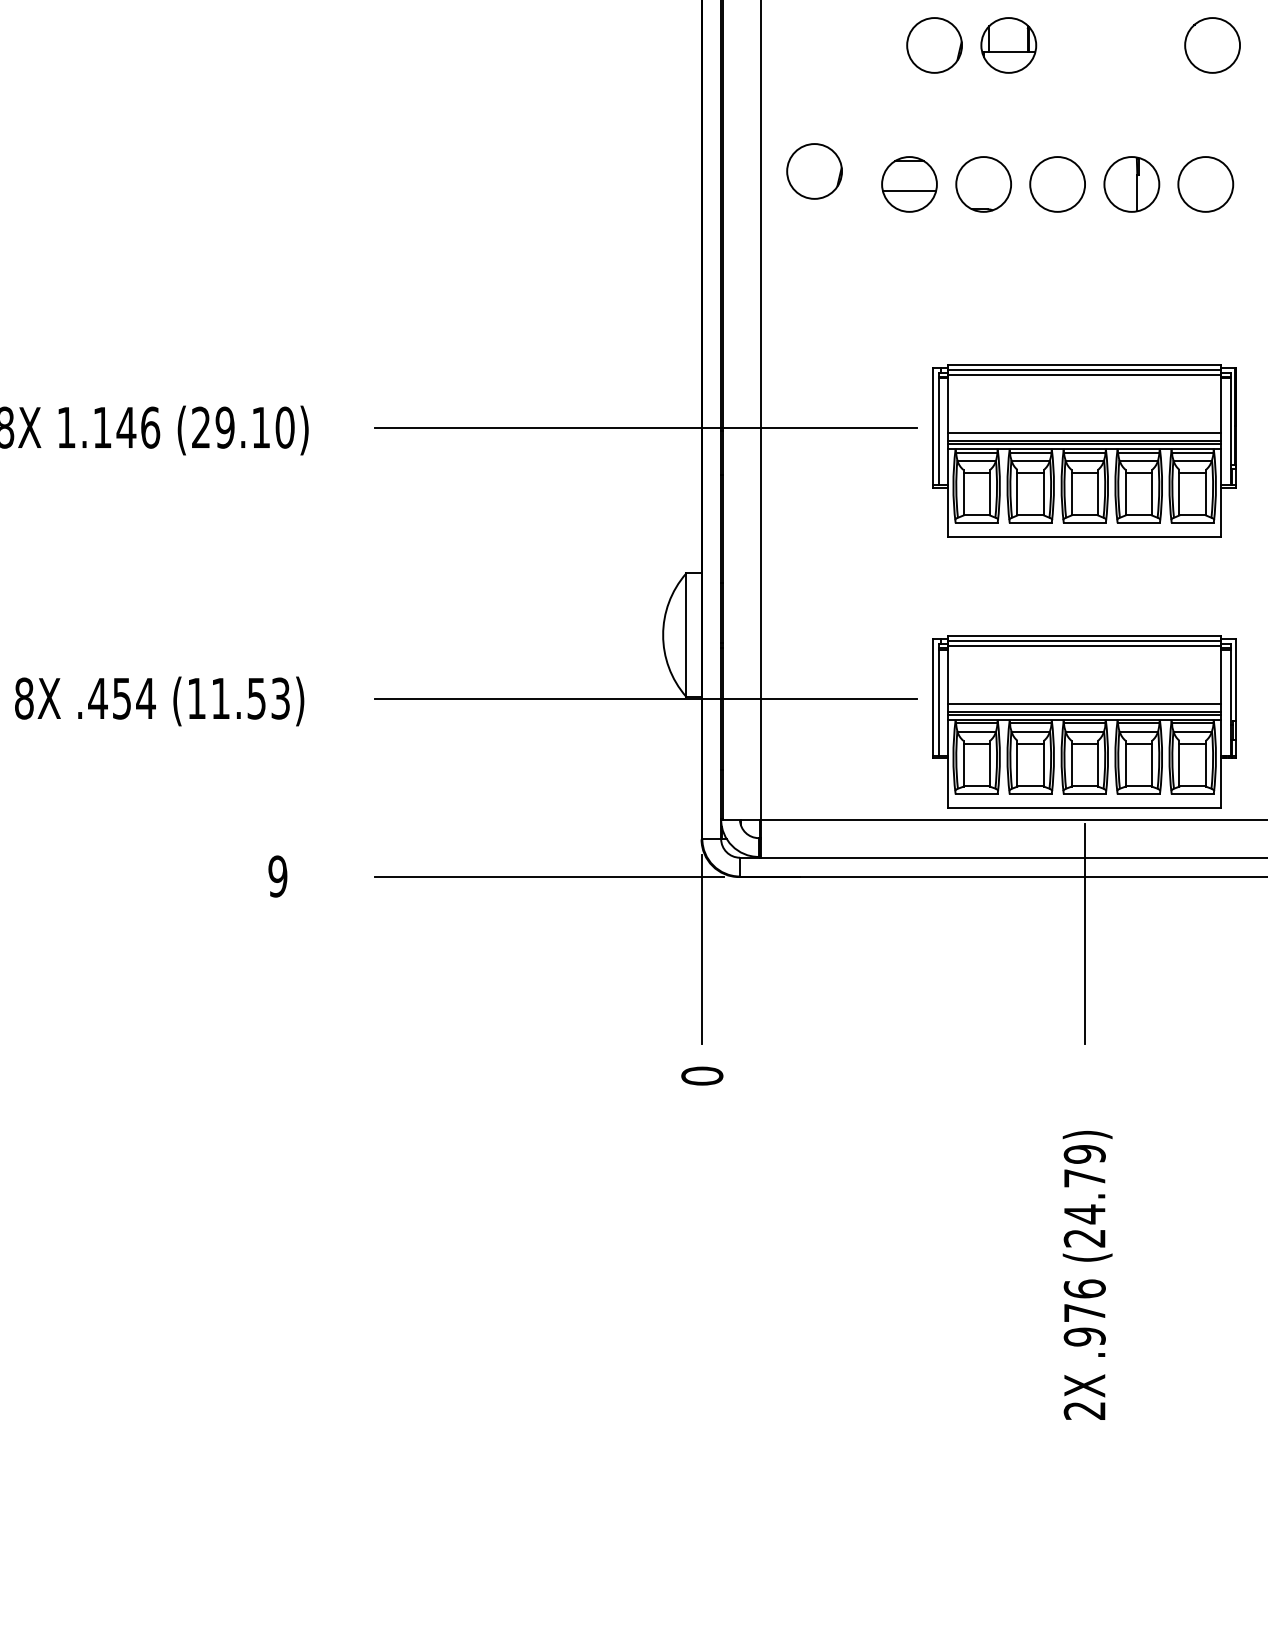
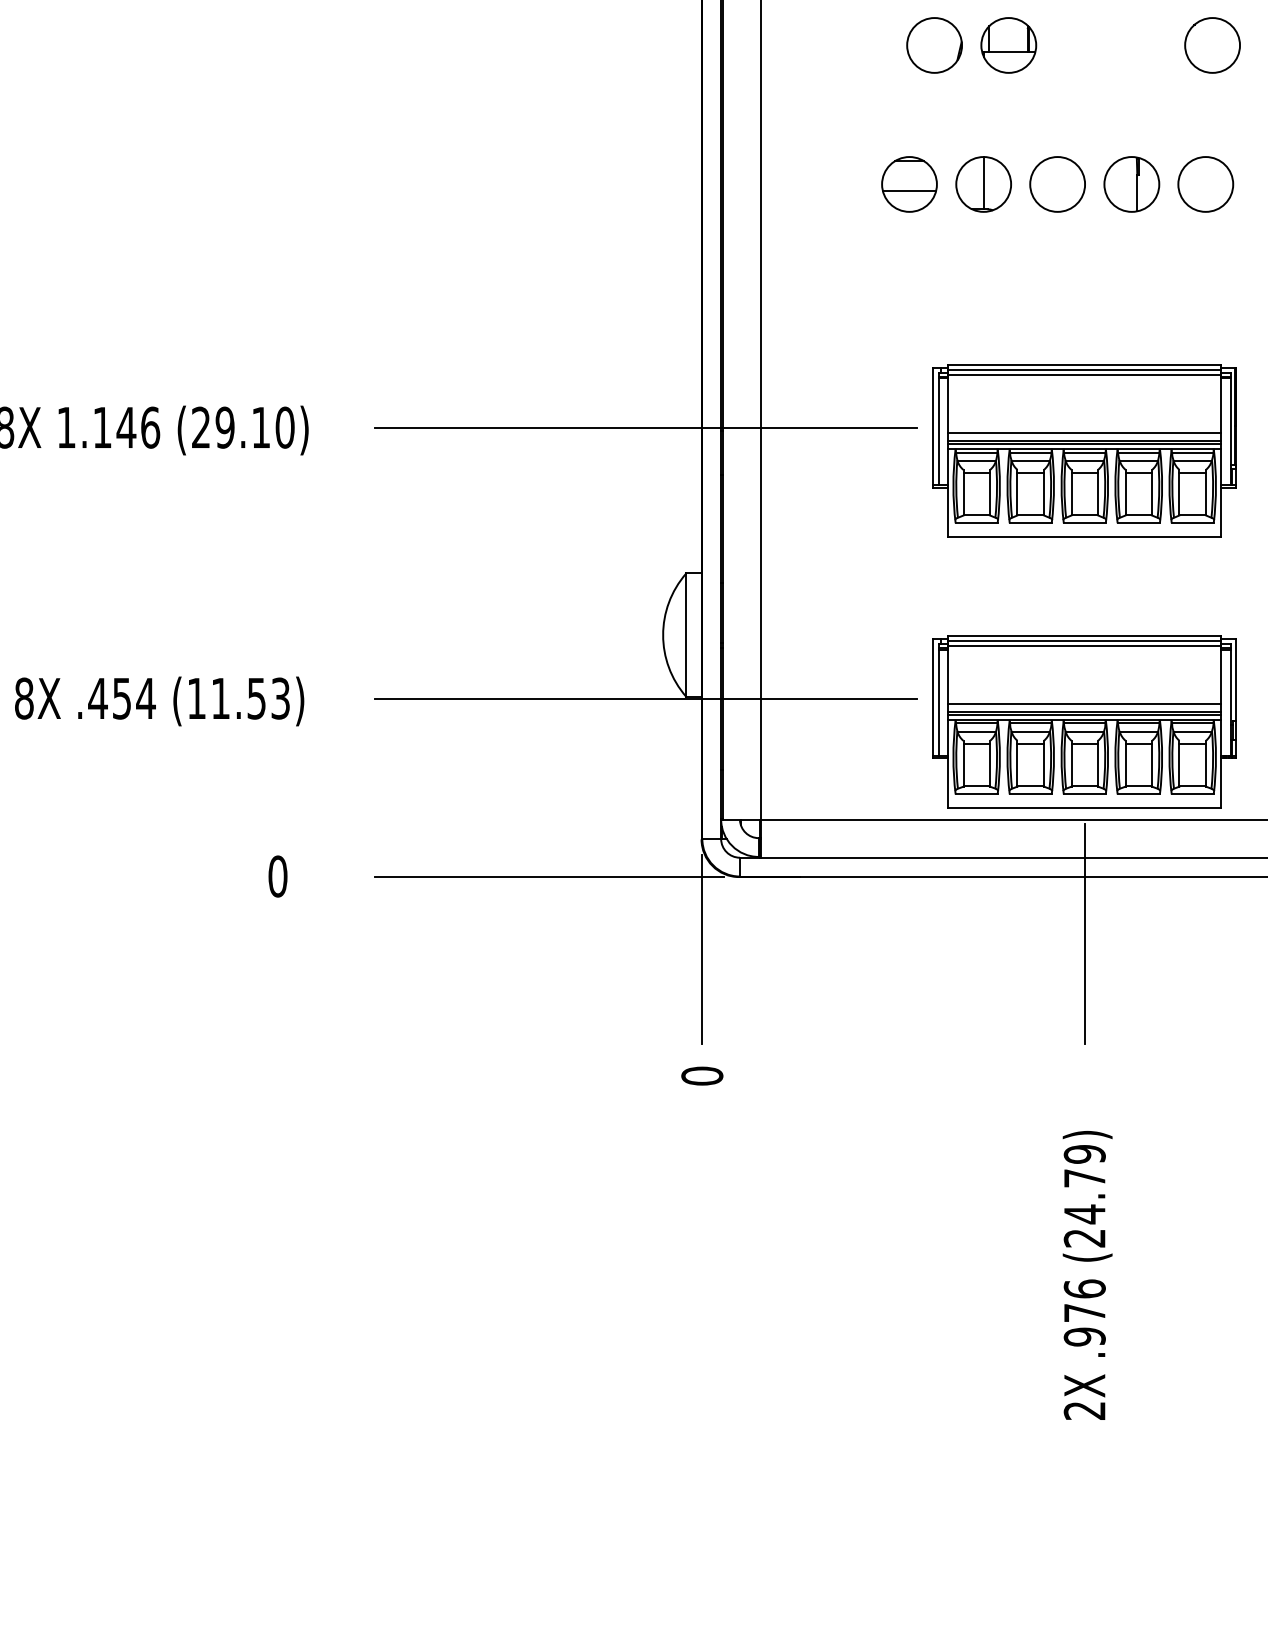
circle: present -> none (814, 171)
line: none -> present (983, 183)
text: 9 -> 0 (277, 876)
